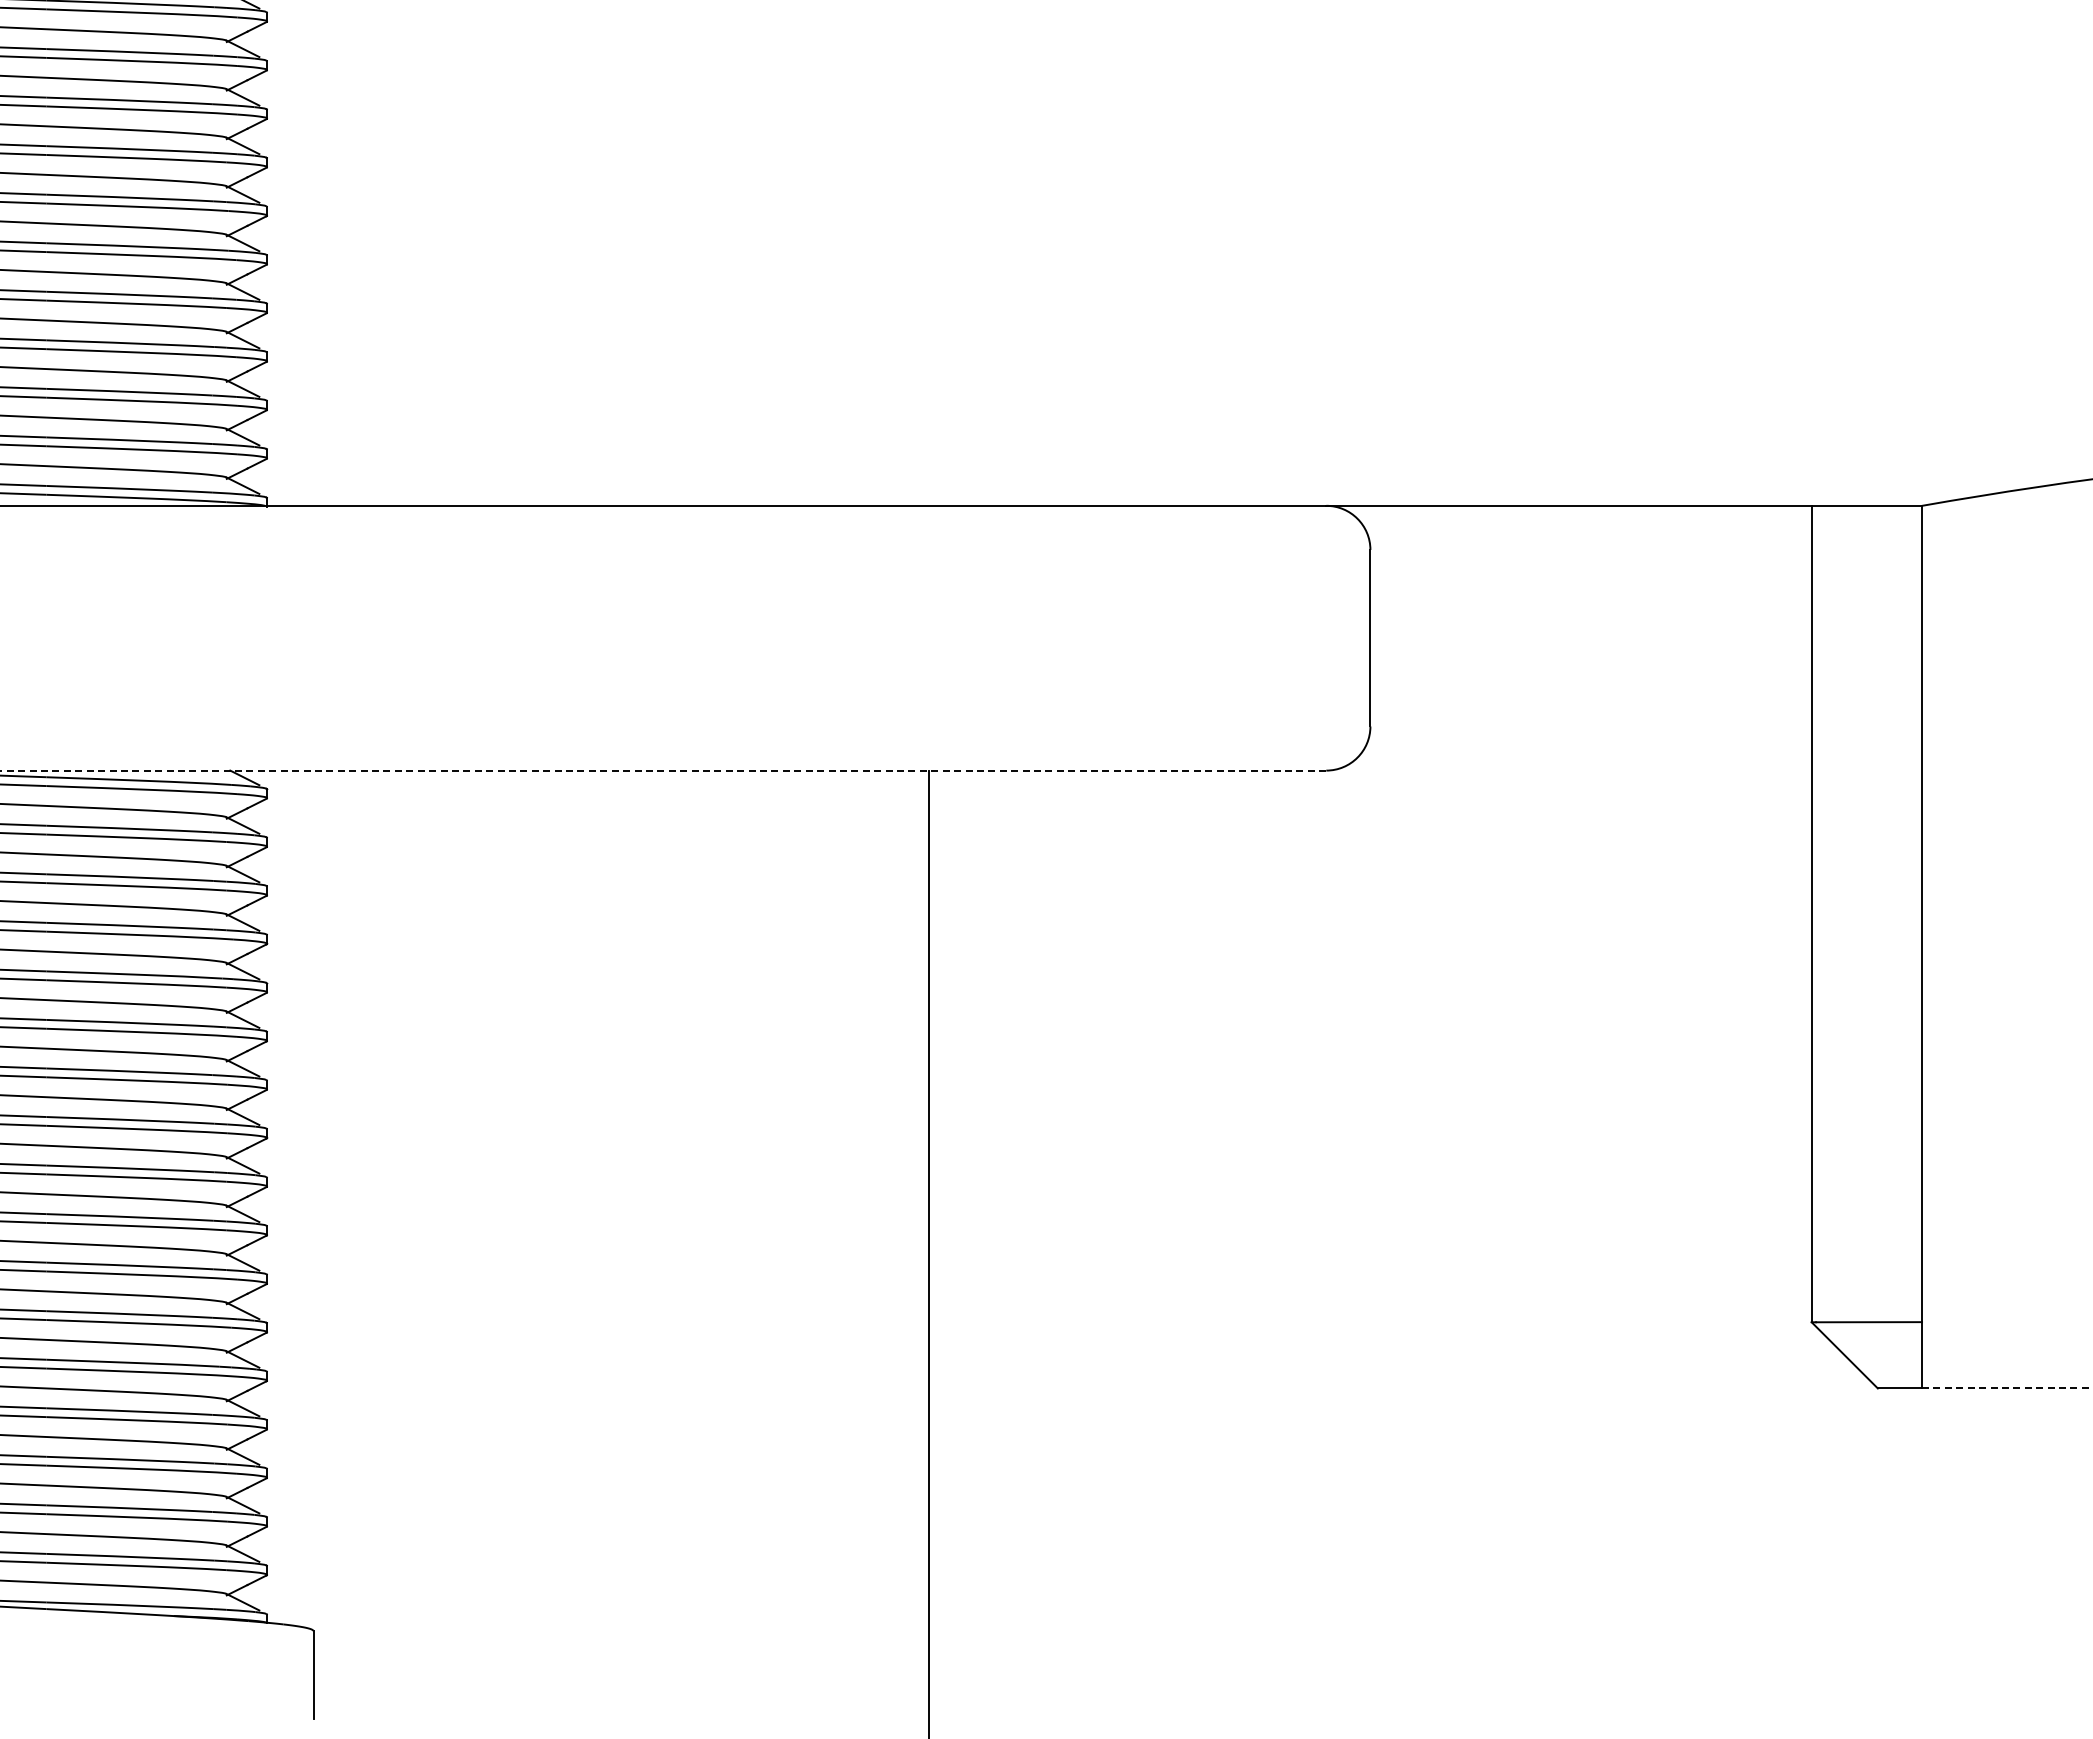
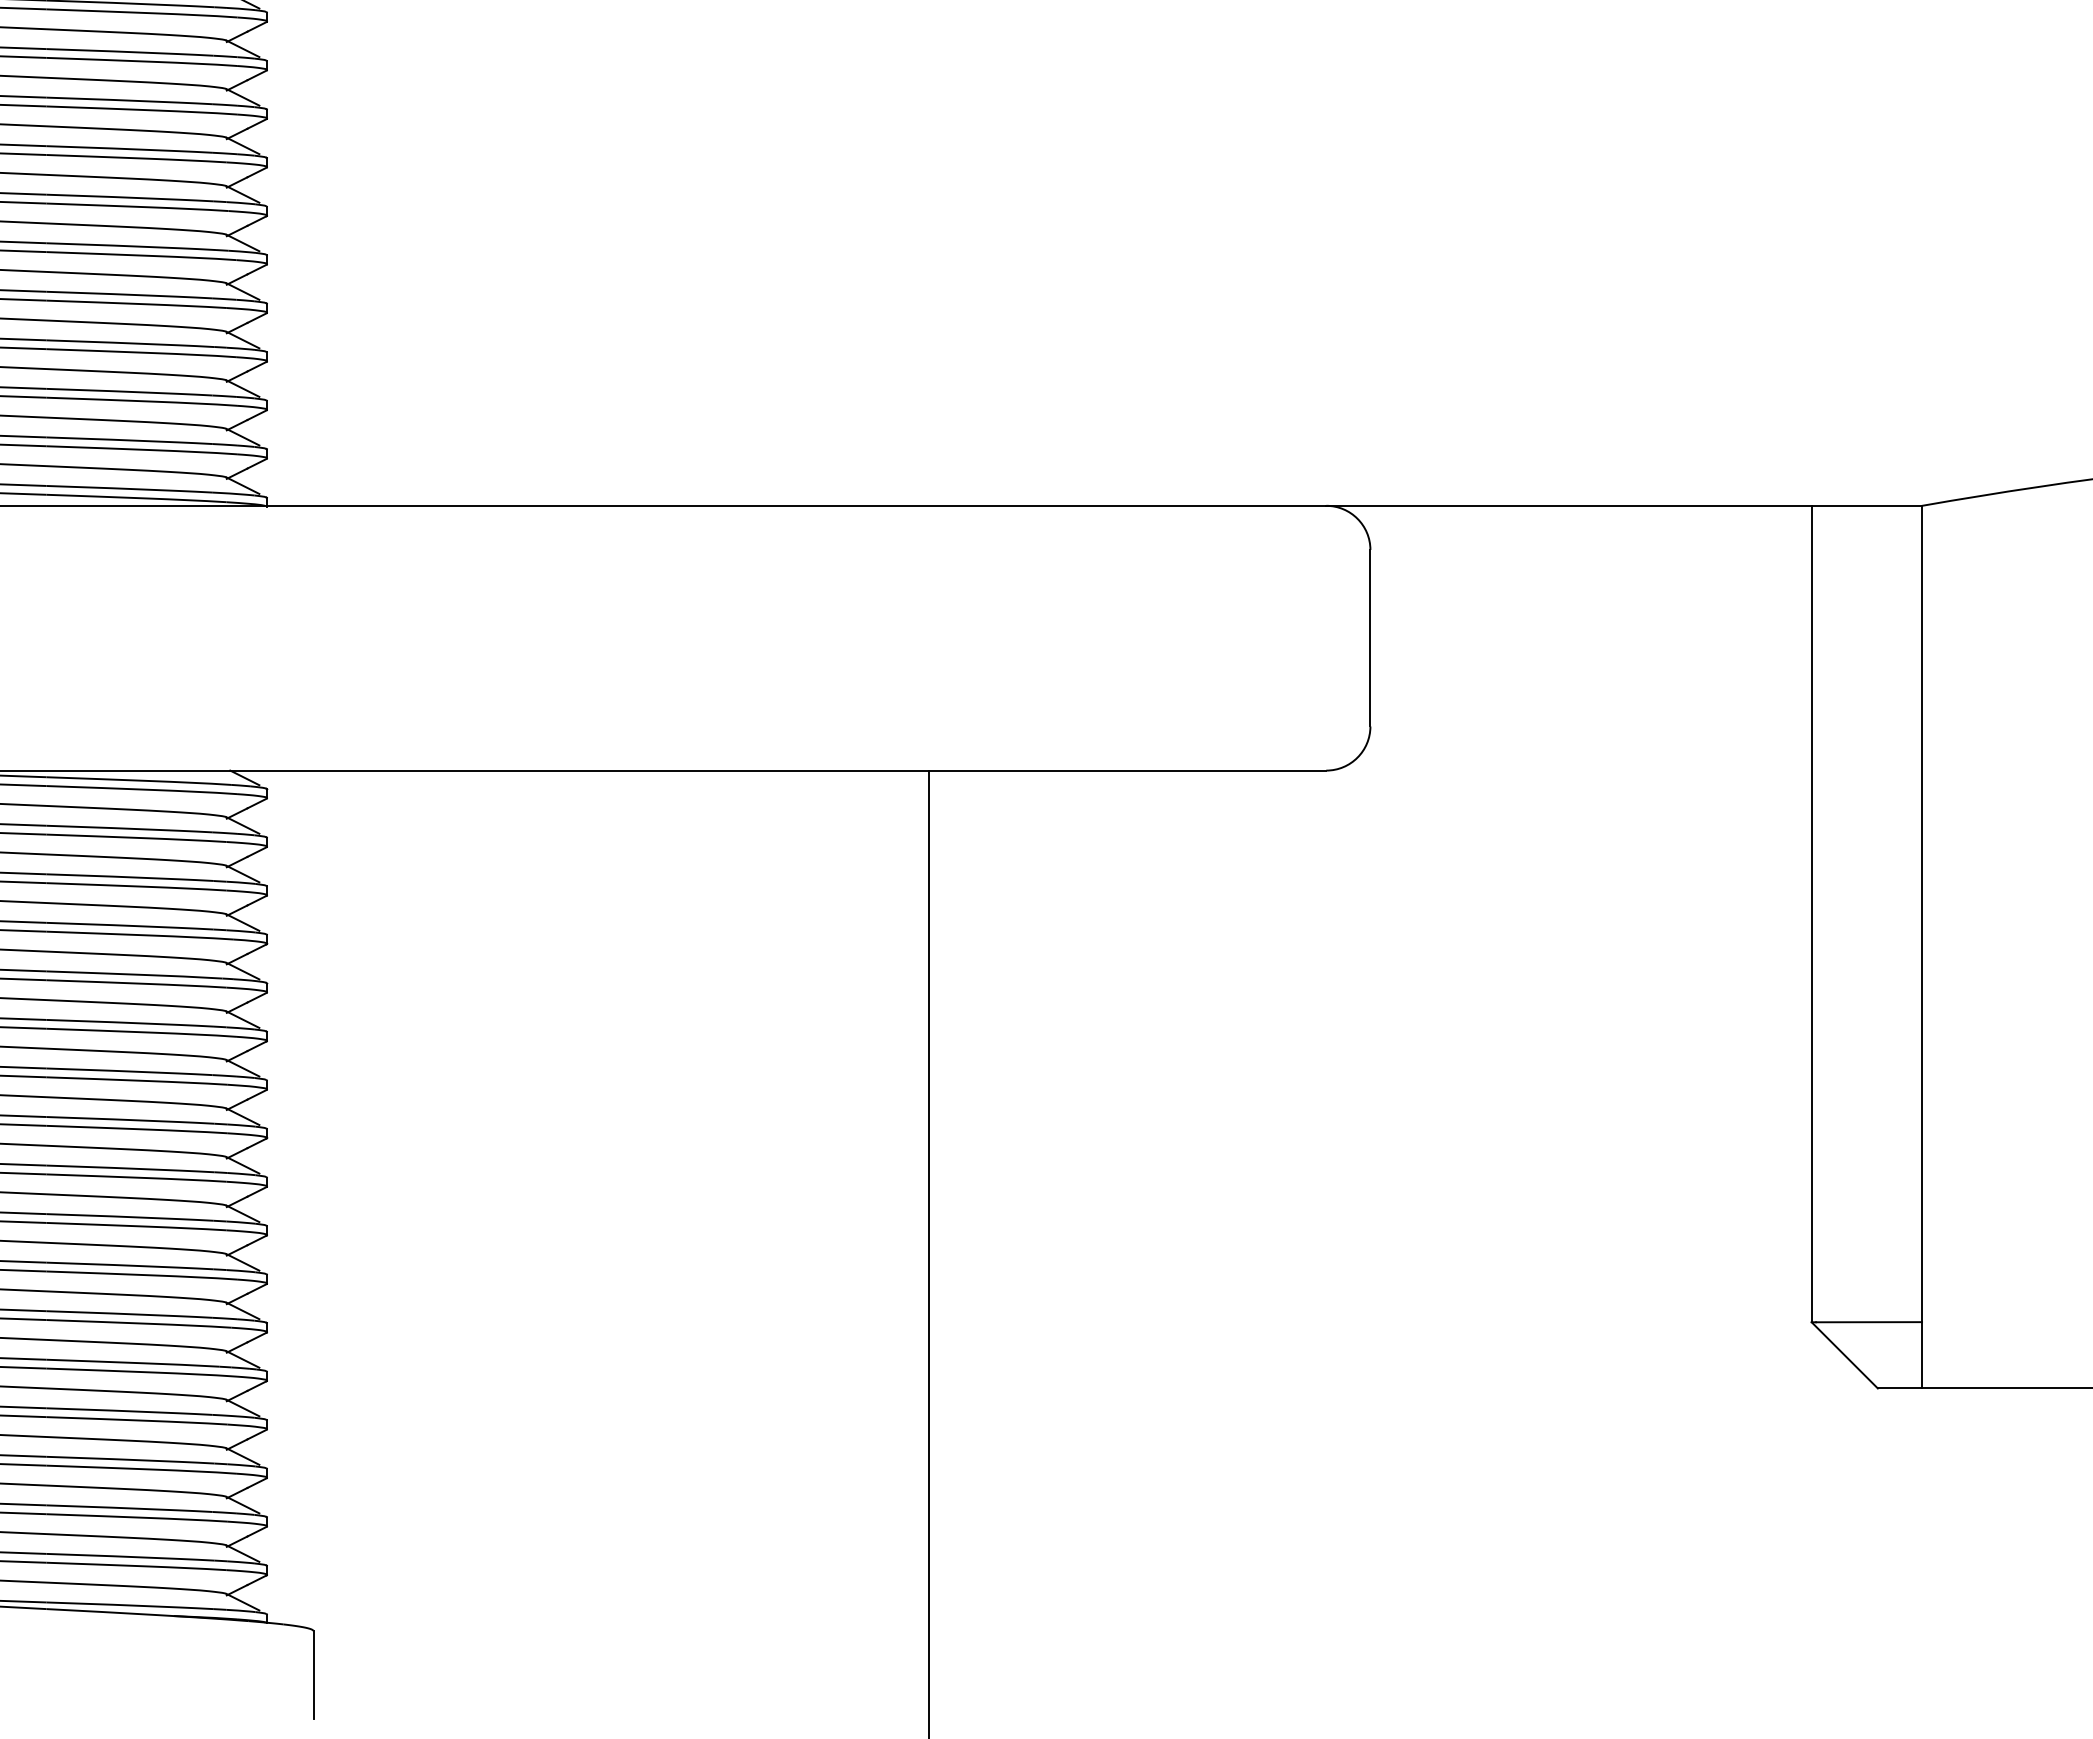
line: dashed -> solid (663, 770)
line: dashed -> solid (2007, 1388)
